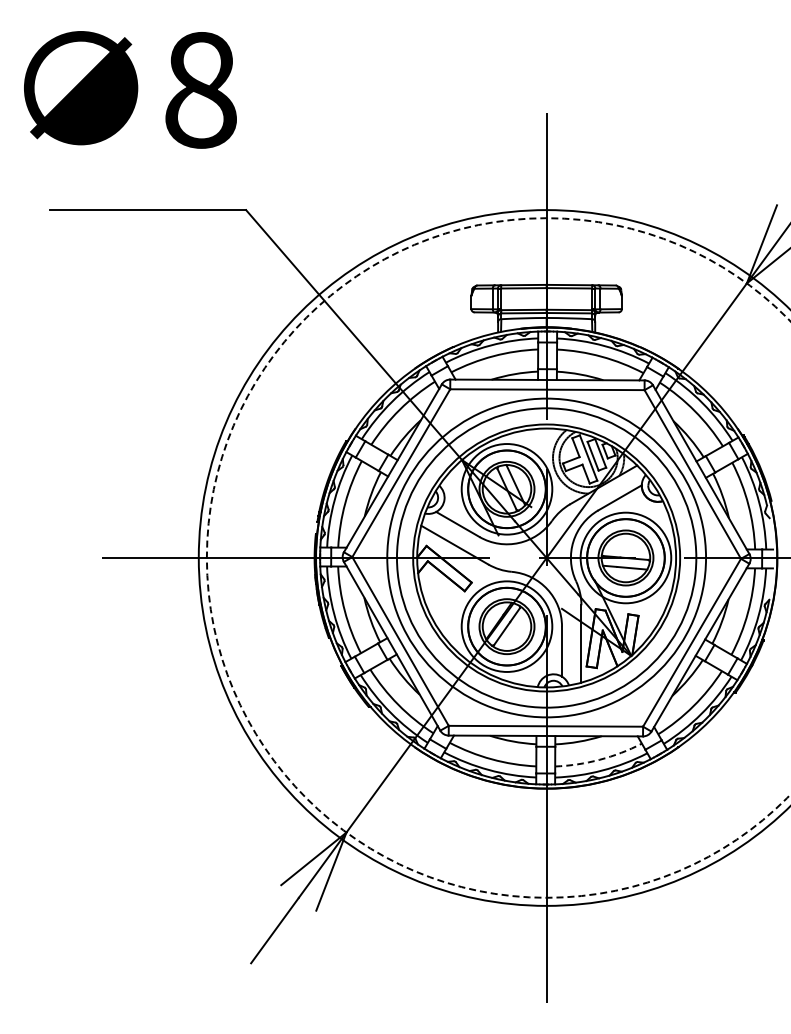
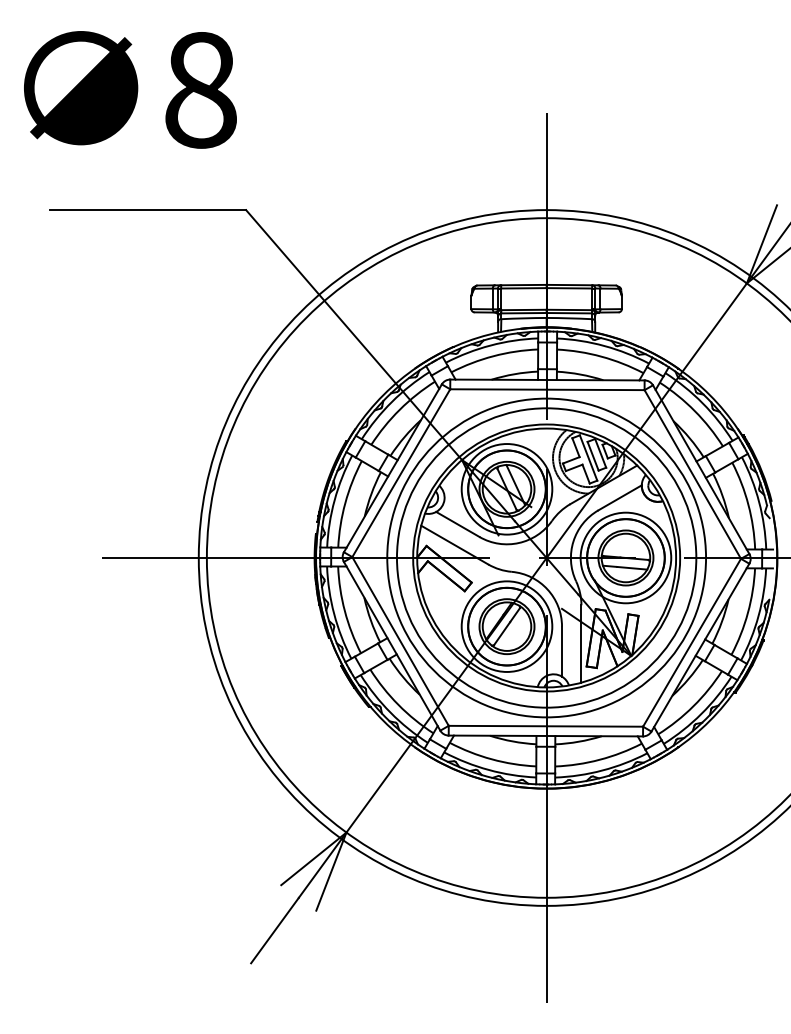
circle: dashed -> solid (498, 557)
arc: dashed -> solid (599, 759)
